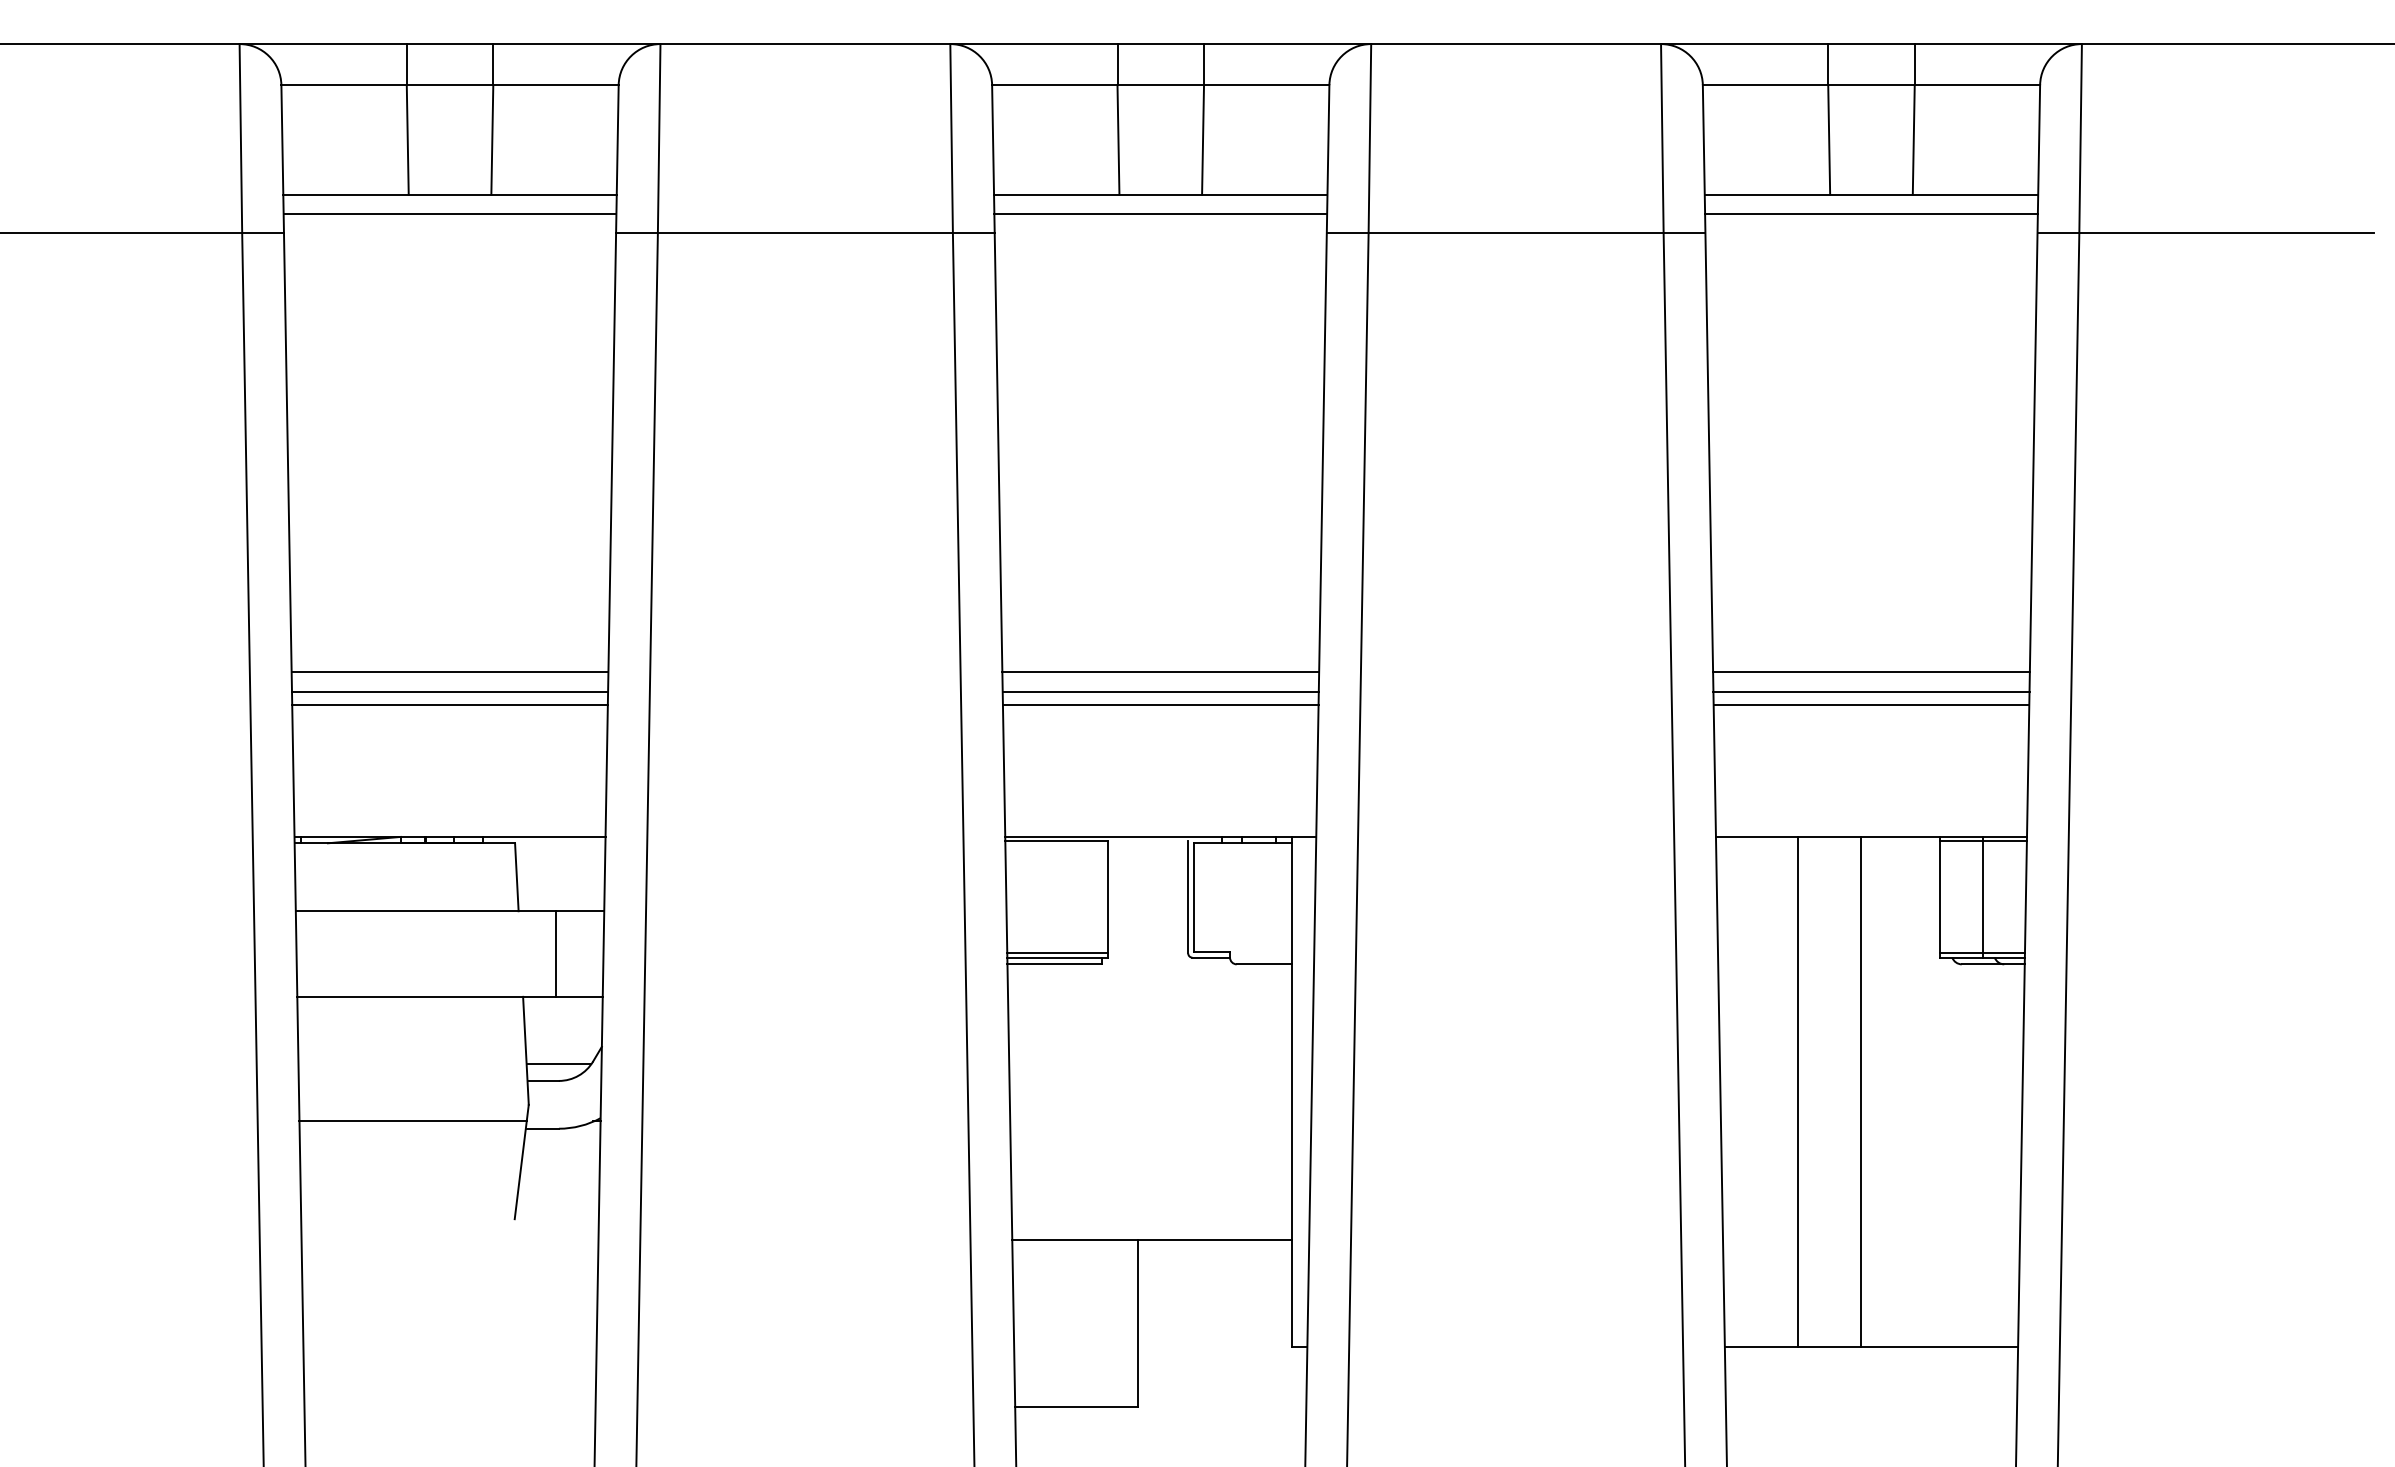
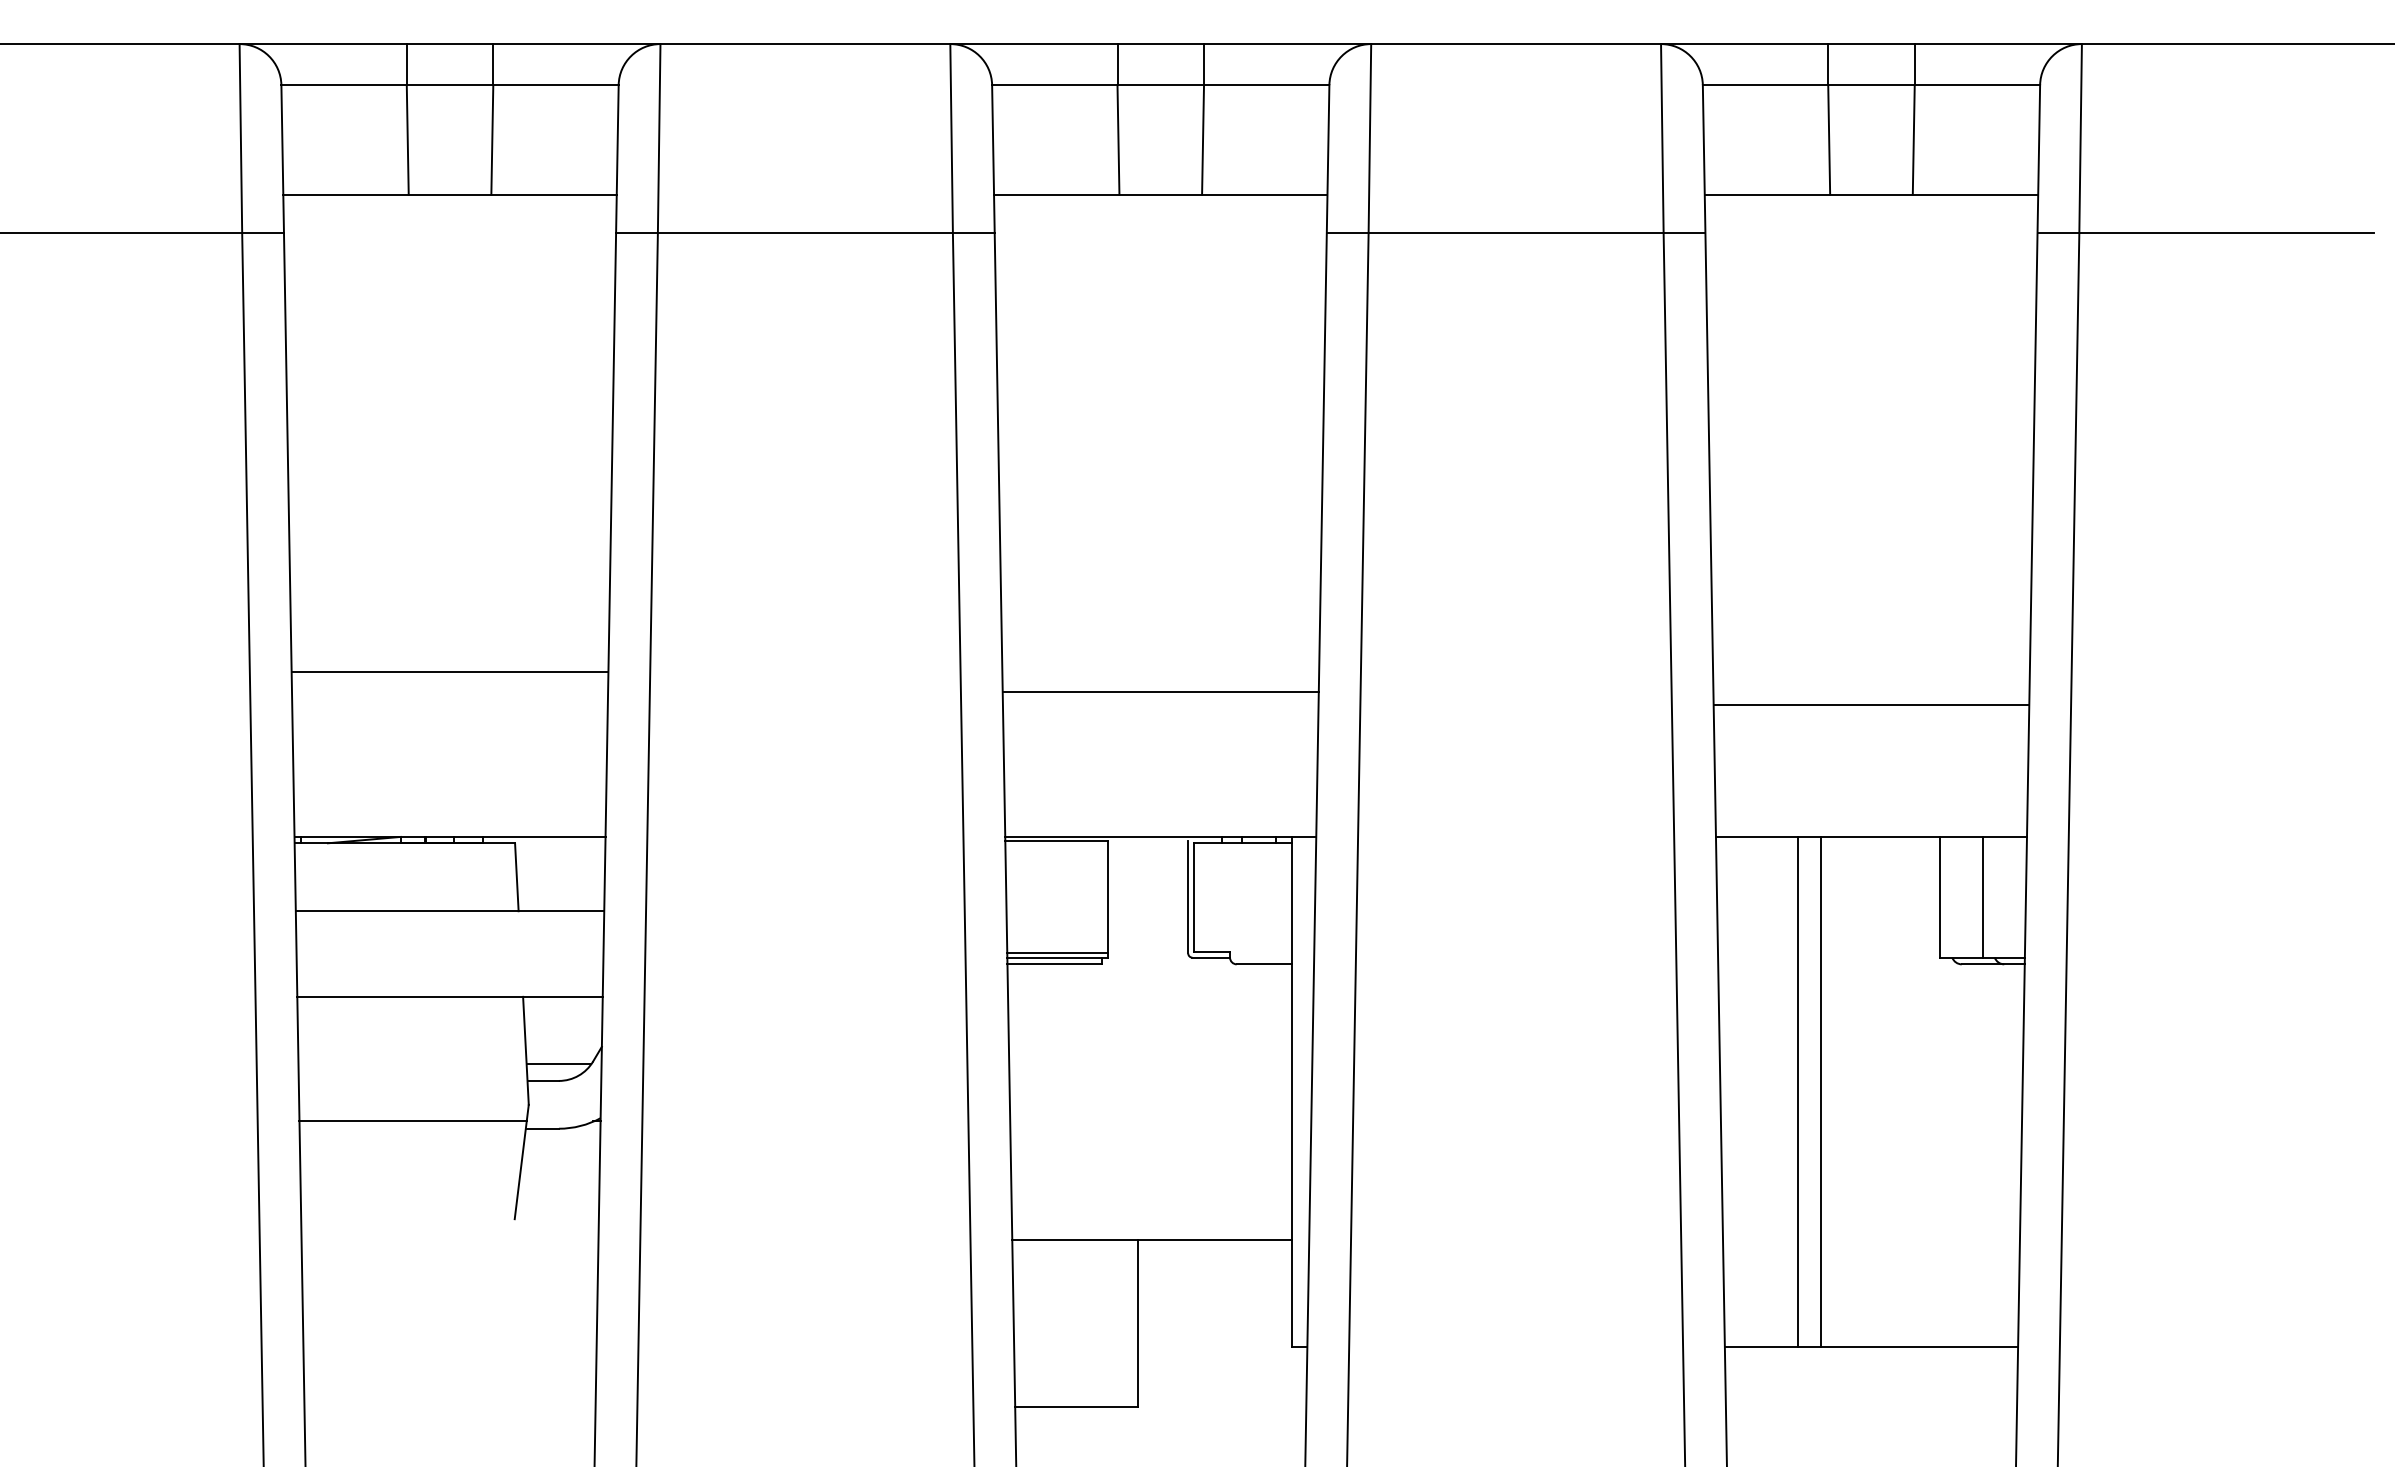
line: present -> none (449, 214)
line: present -> none (1160, 214)
line: present -> none (1871, 214)
line: present -> none (1160, 672)
line: present -> none (1871, 672)
line: present -> none (450, 692)
line: present -> none (1871, 692)
line: present -> none (449, 704)
line: present -> none (1160, 704)
line: present -> none (1983, 841)
line: present -> none (556, 953)
line: present -> none (1982, 953)
line position: (1861, 1091) -> (1821, 1091) (1821, 1091)
